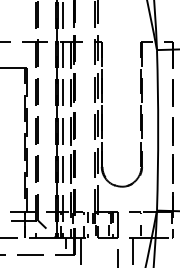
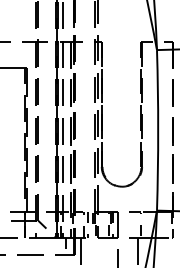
line position: (132, 250) -> (137, 250) (137, 250)
